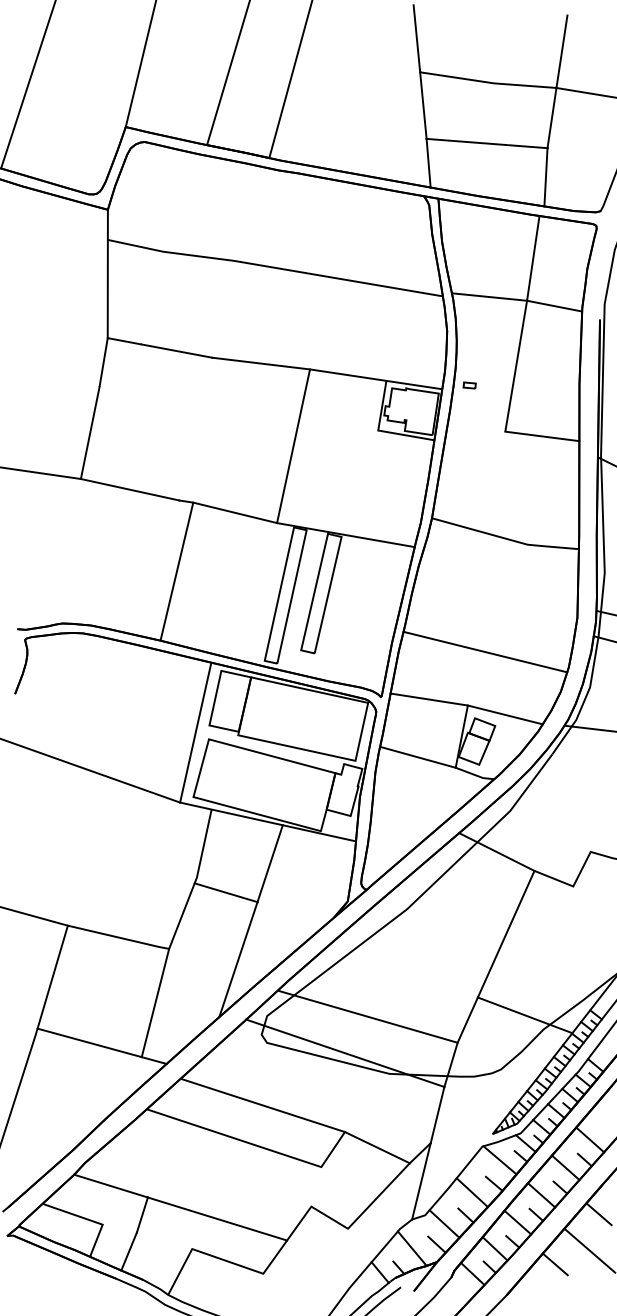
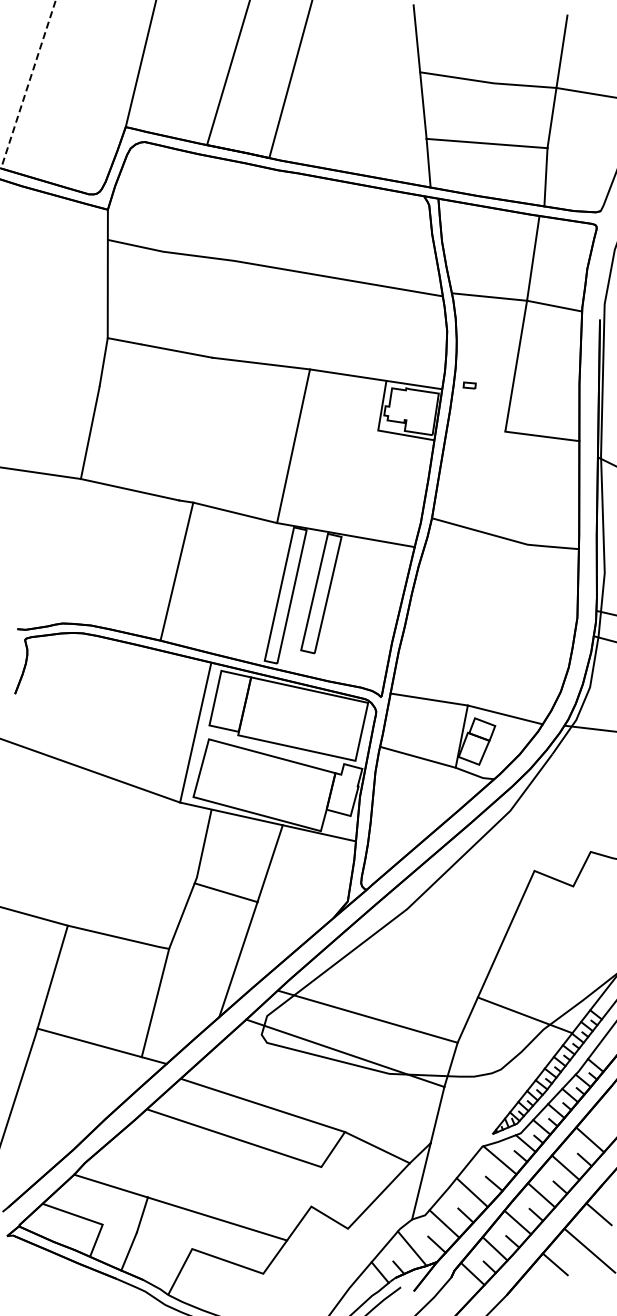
line: solid -> dashed (28, 85)
line: present -> none (485, 651)
line: present -> none (496, 851)
